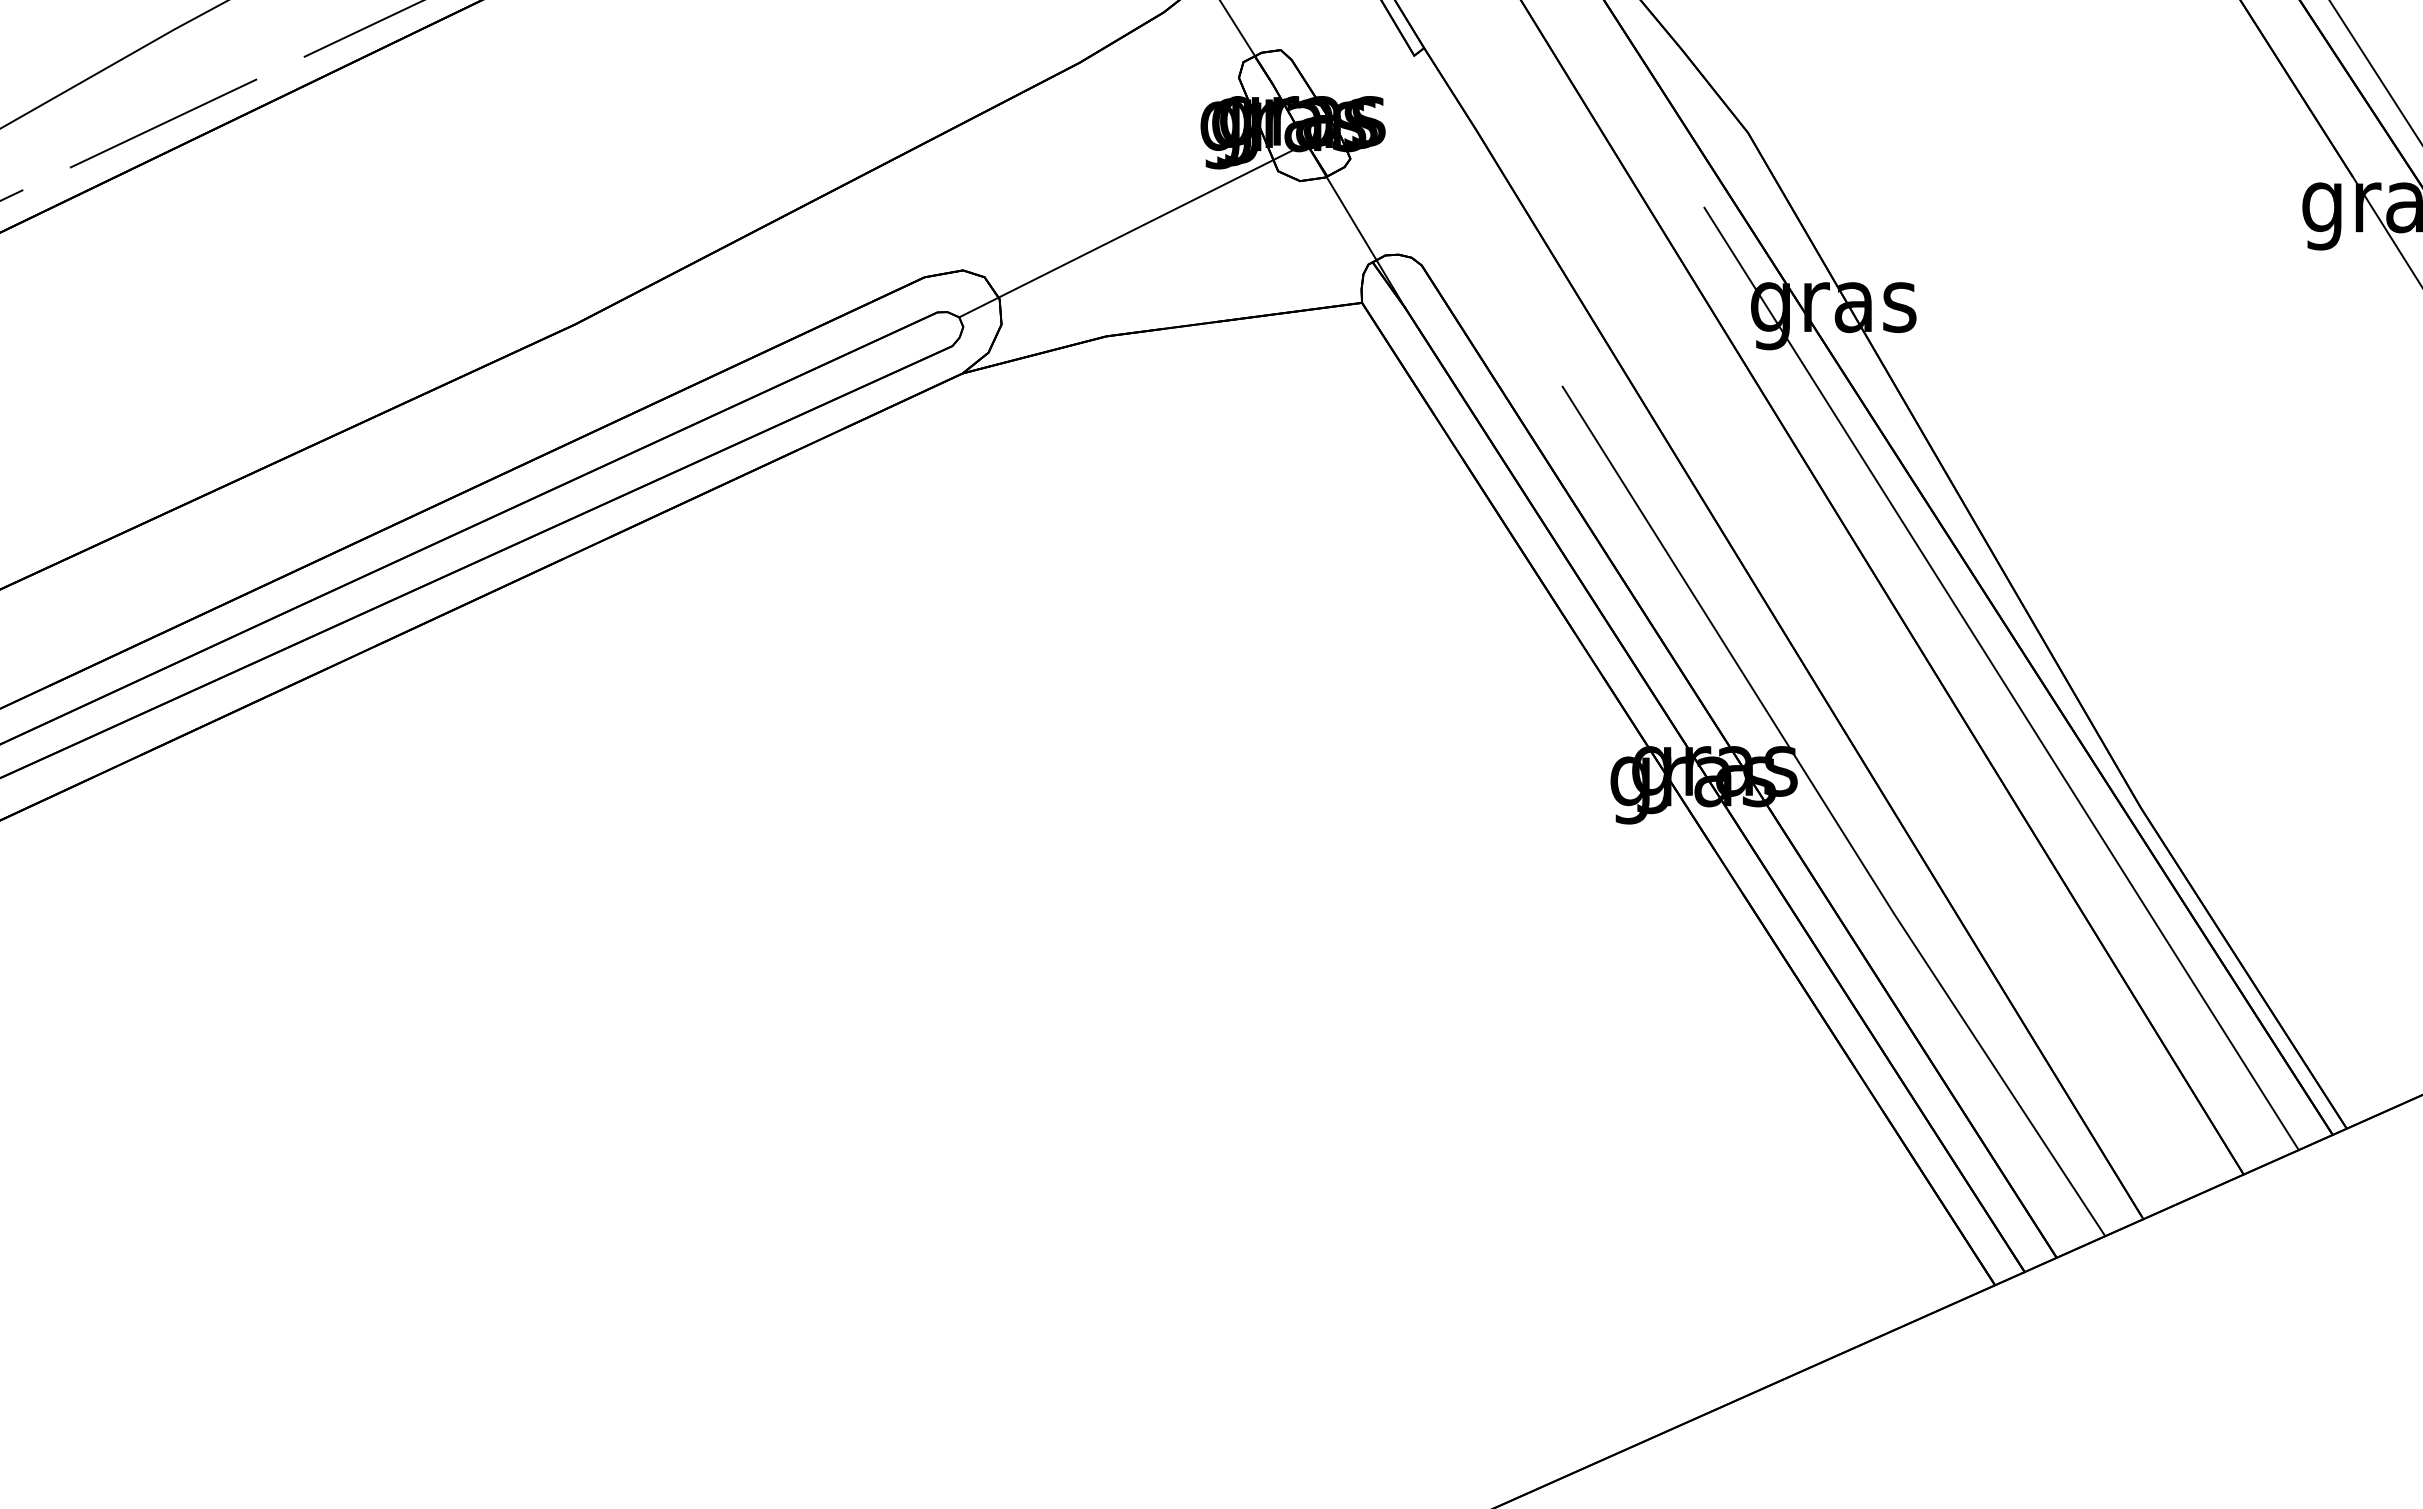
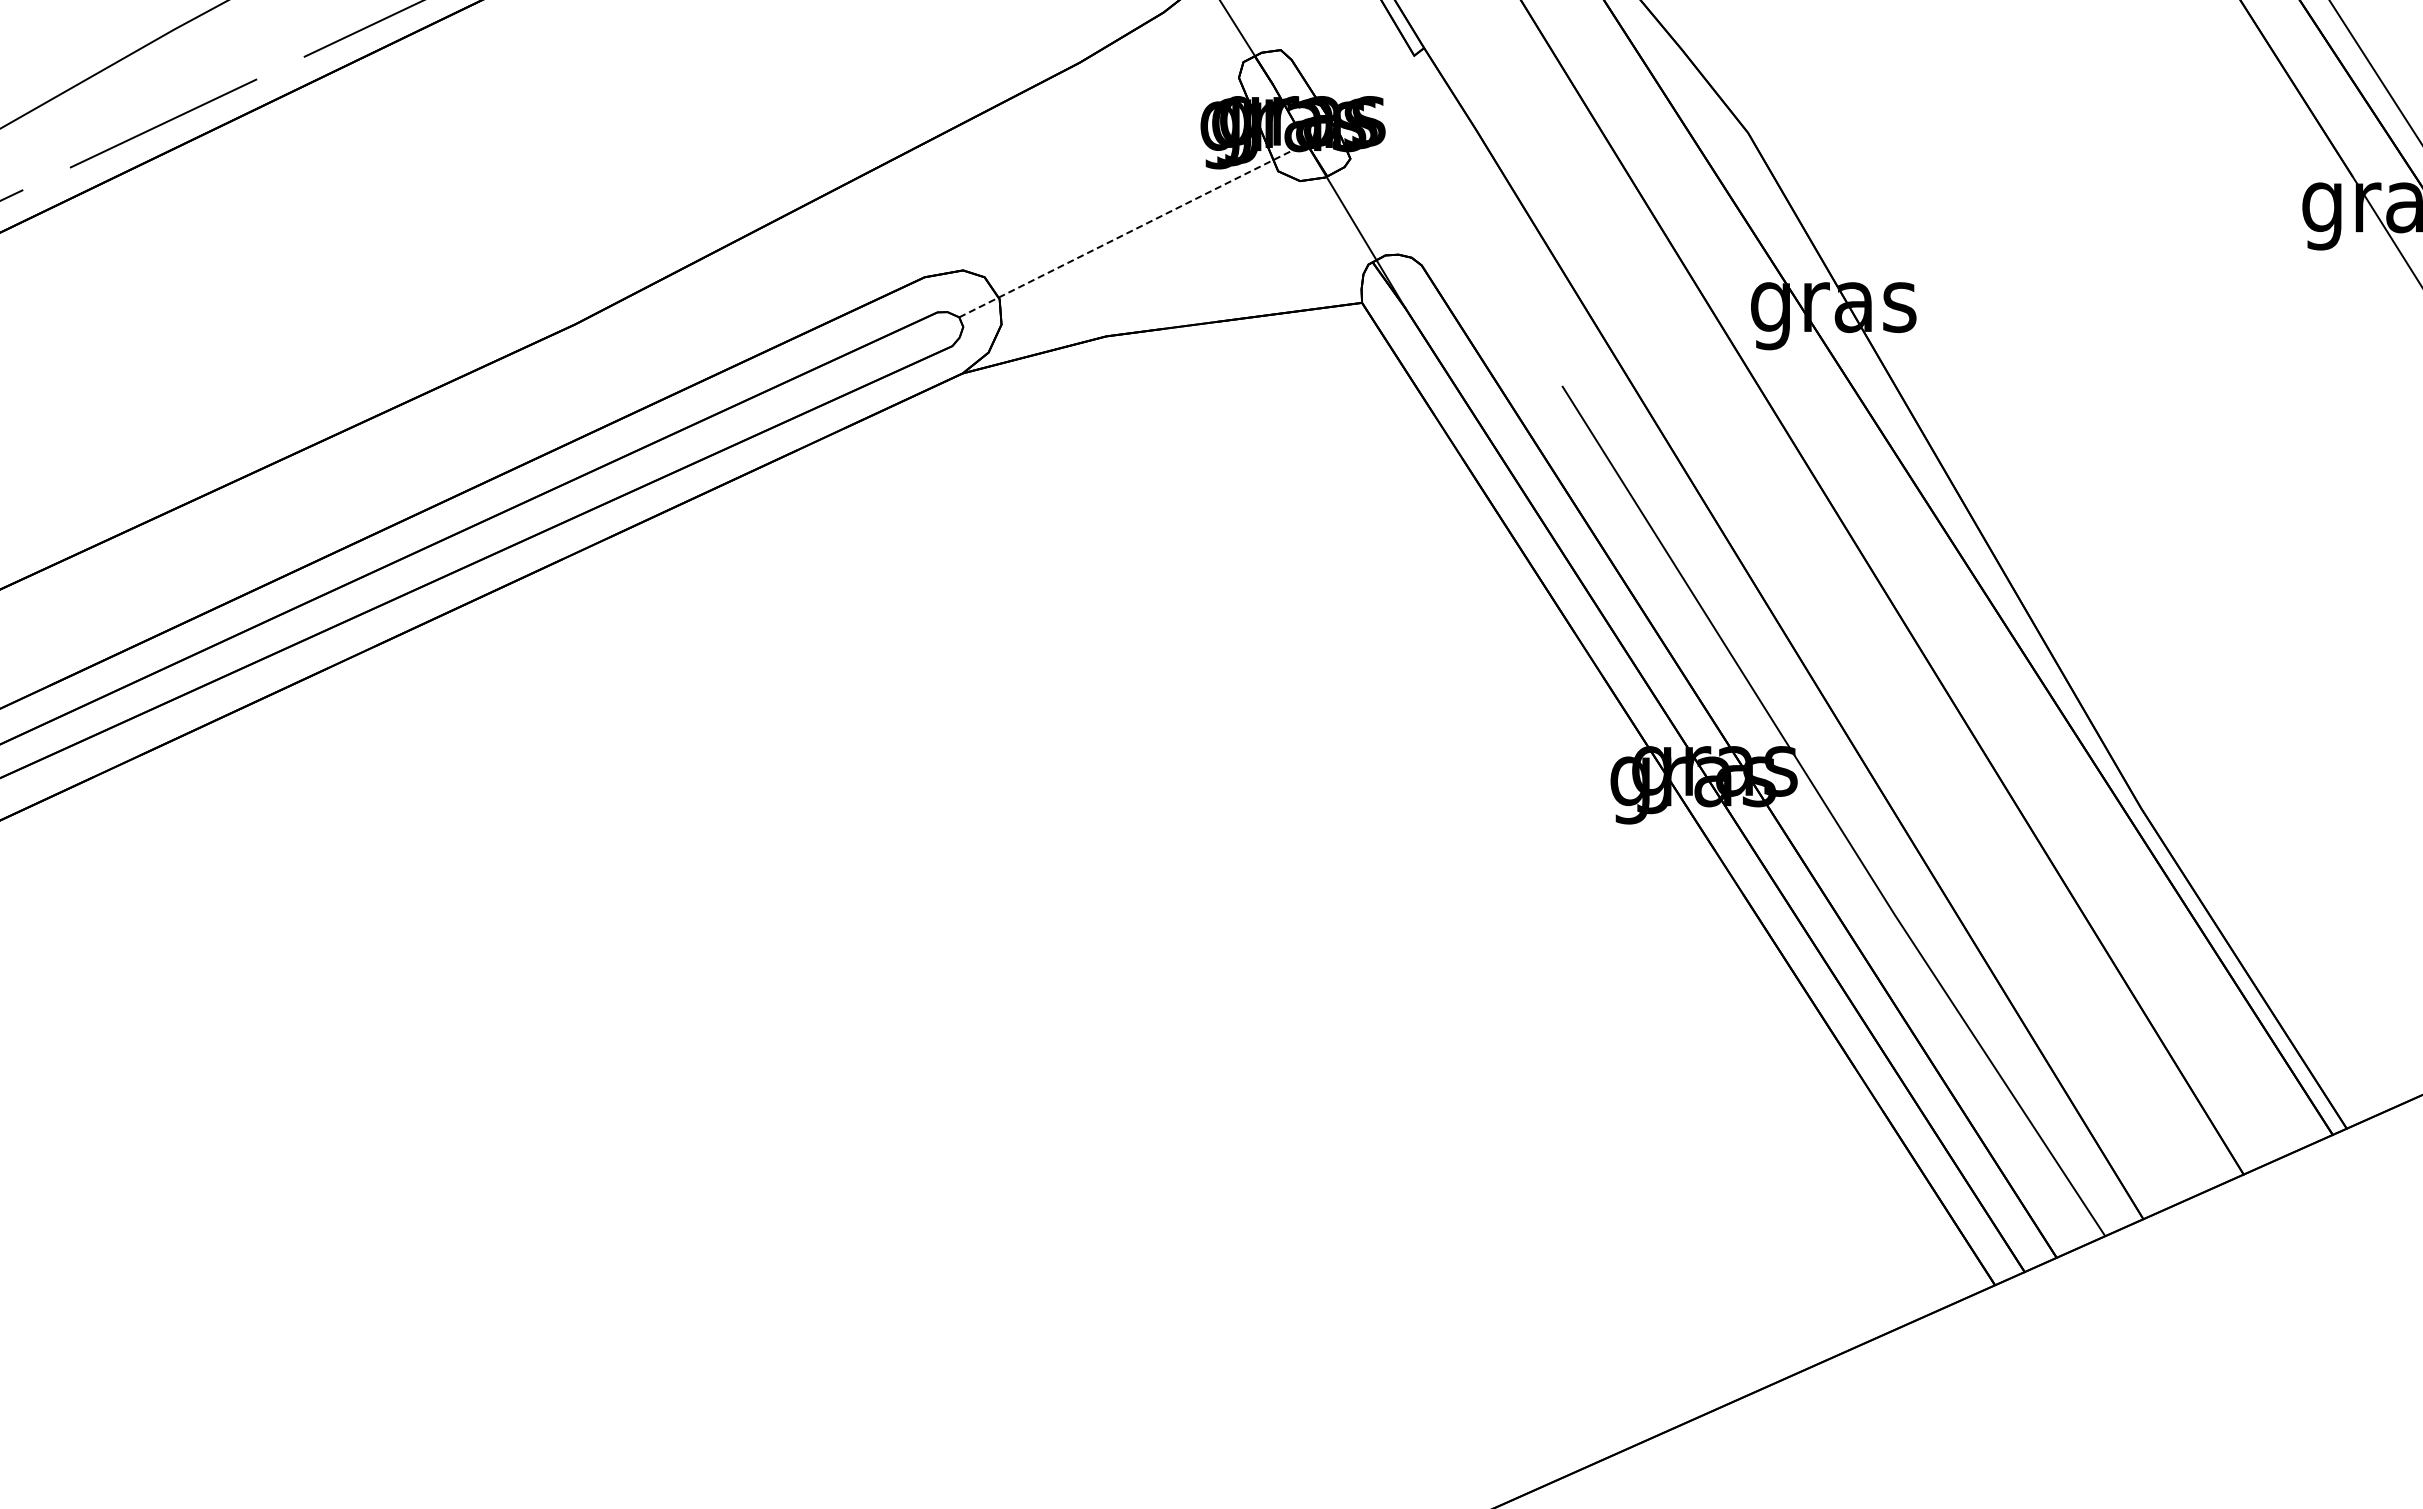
line: solid -> dashed (1133, 230)
line: present -> none (2001, 678)
